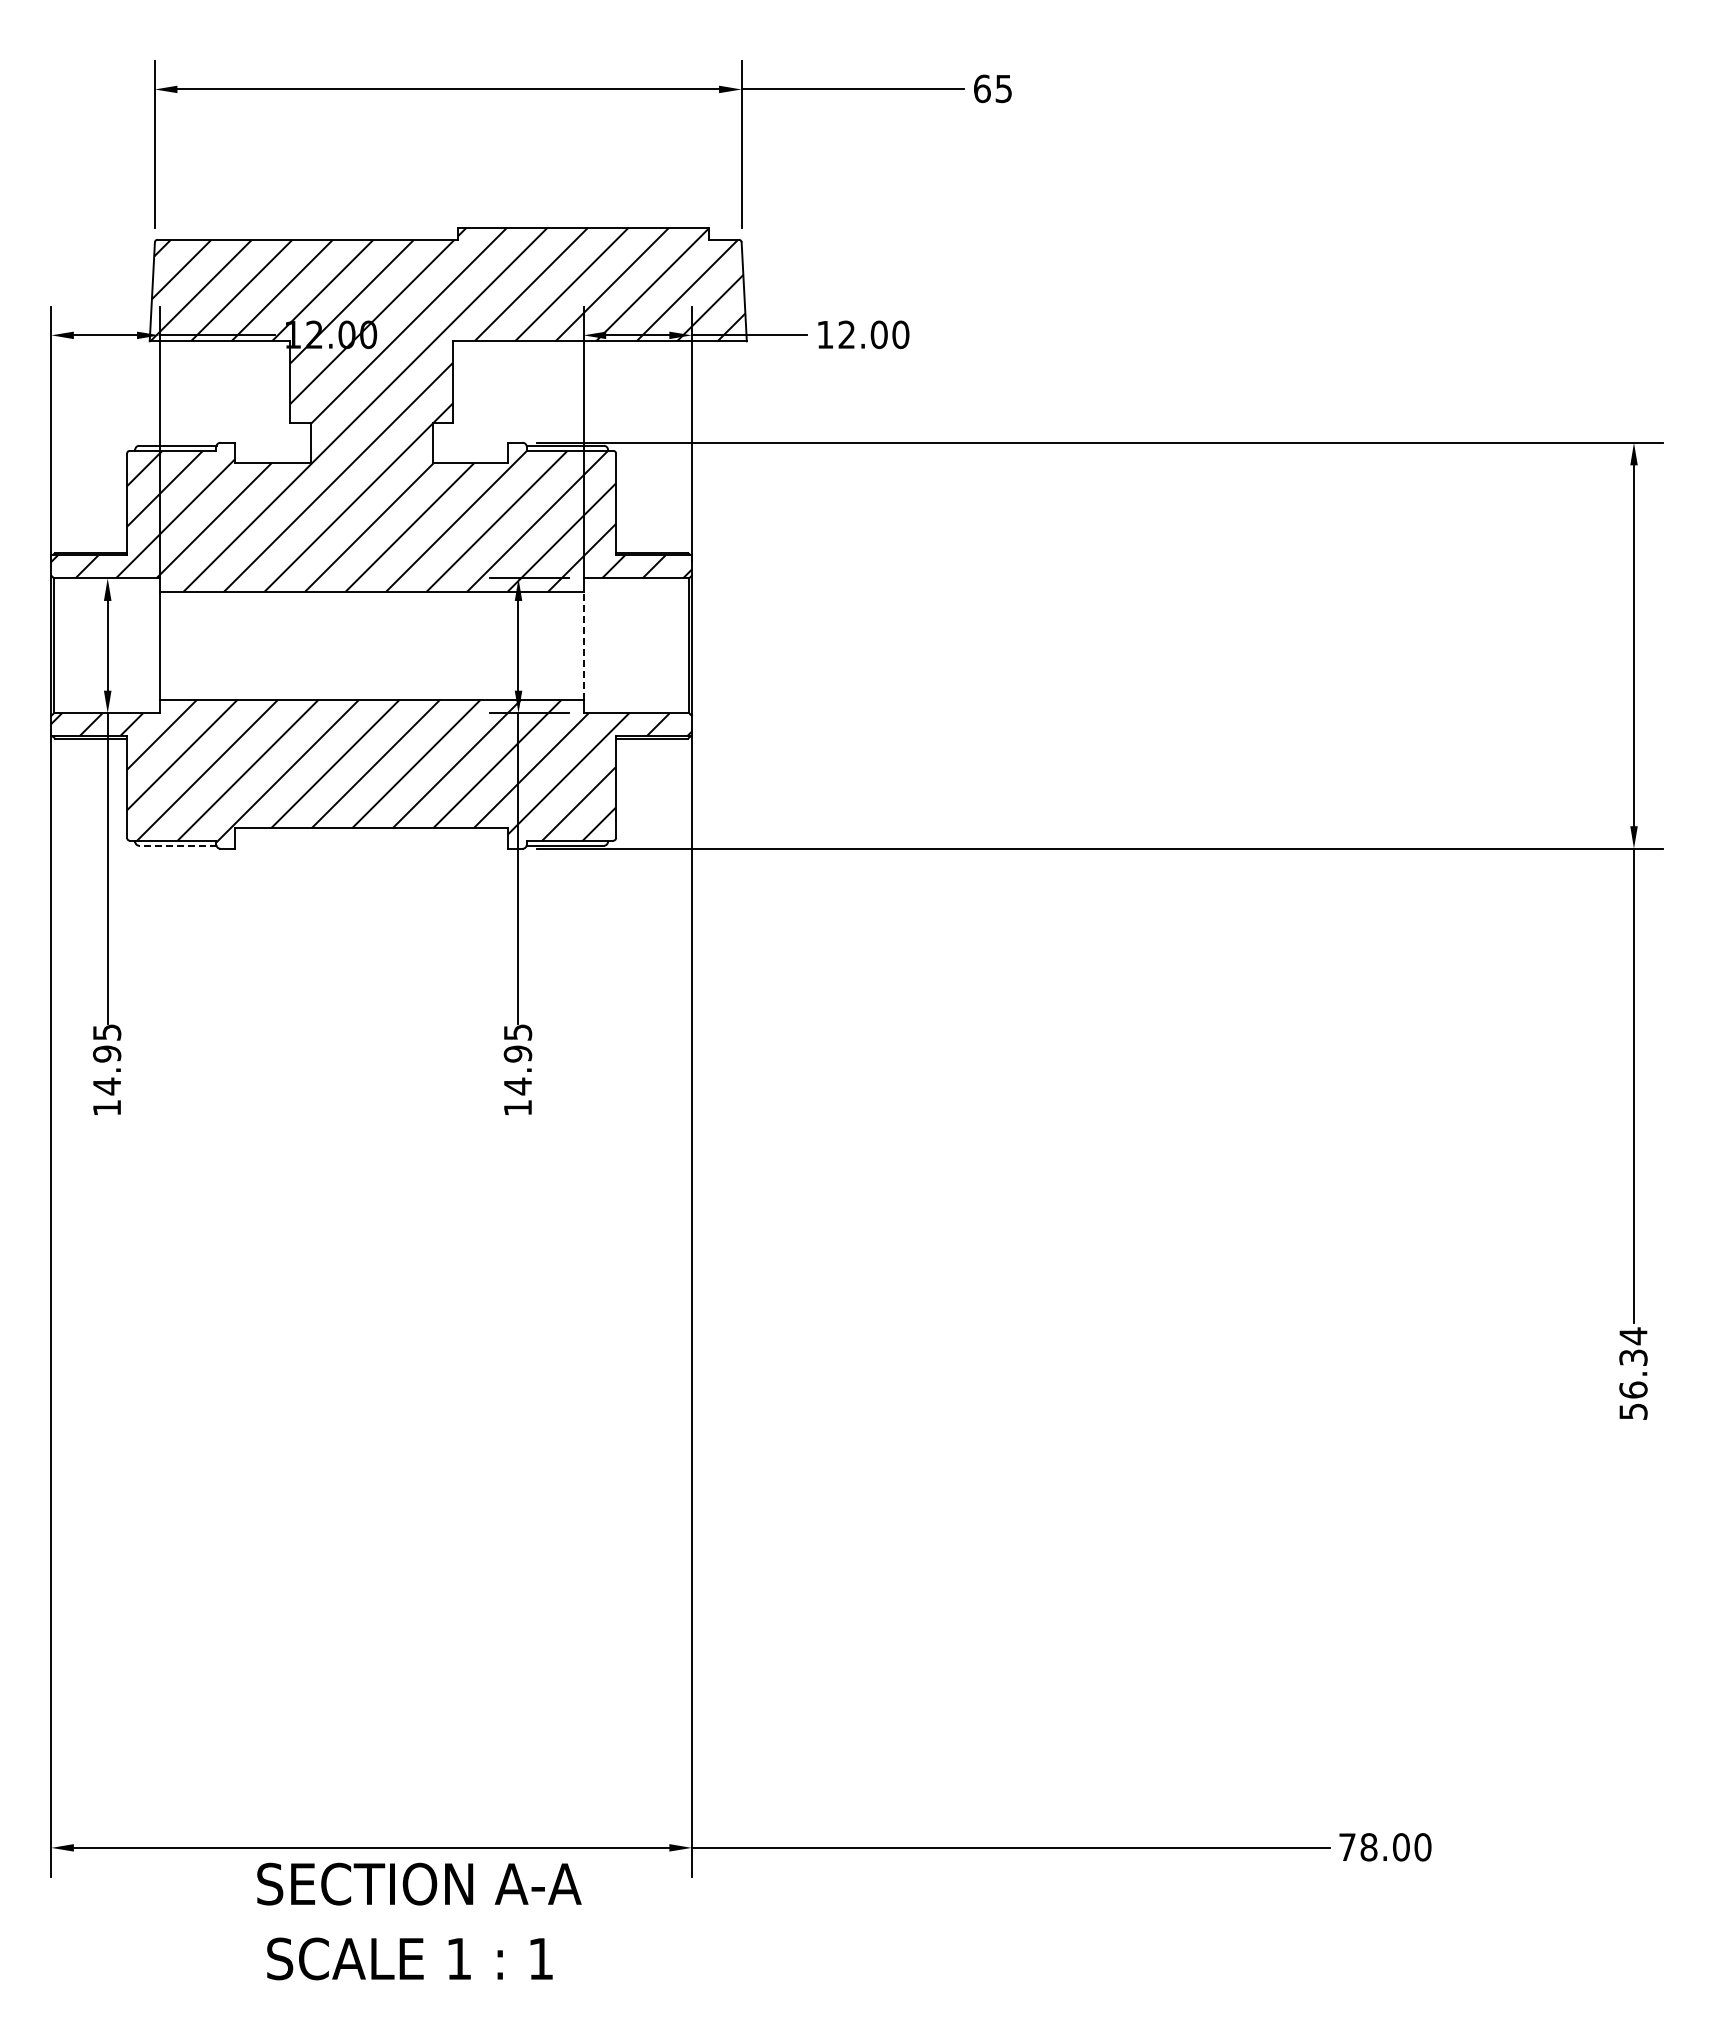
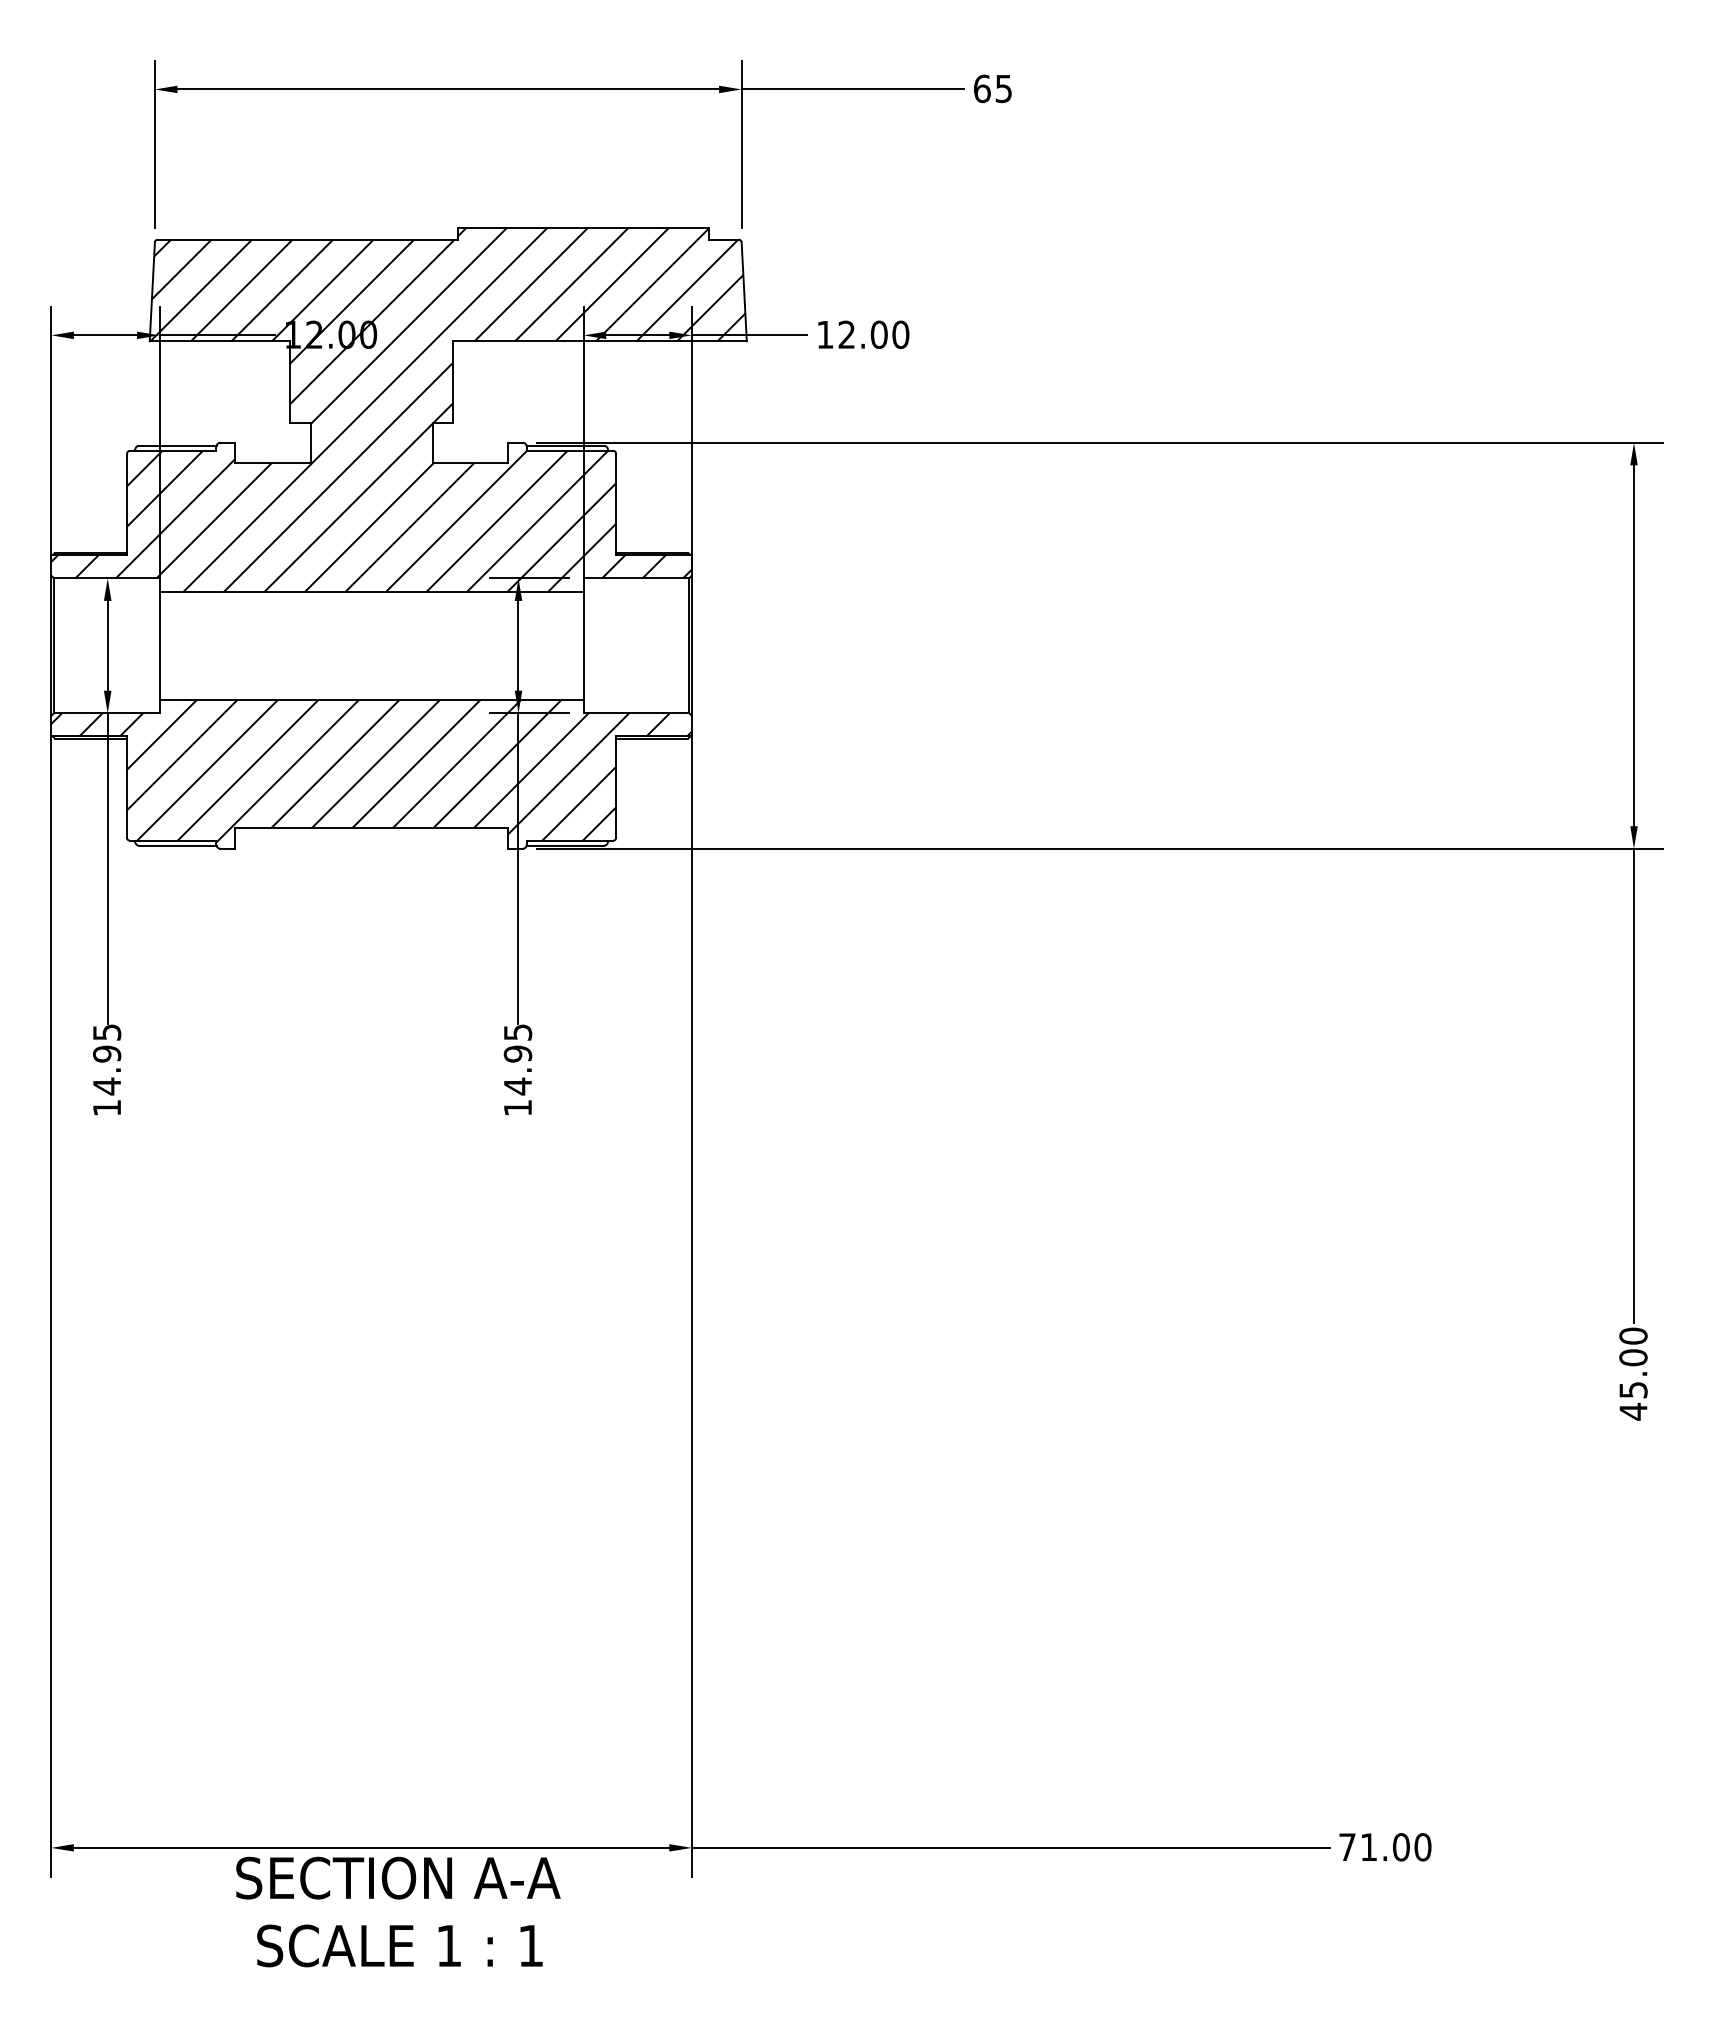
line: dashed -> solid (583, 645)
line: dashed -> solid (177, 845)
text: 56.34 -> 45.00 (1633, 1373)
text: 78.00 -> 71.00 (1368, 1847)
text position: (419, 1883) -> (398, 1877) (398, 1877)
text position: (409, 1958) -> (399, 1945) (399, 1945)
